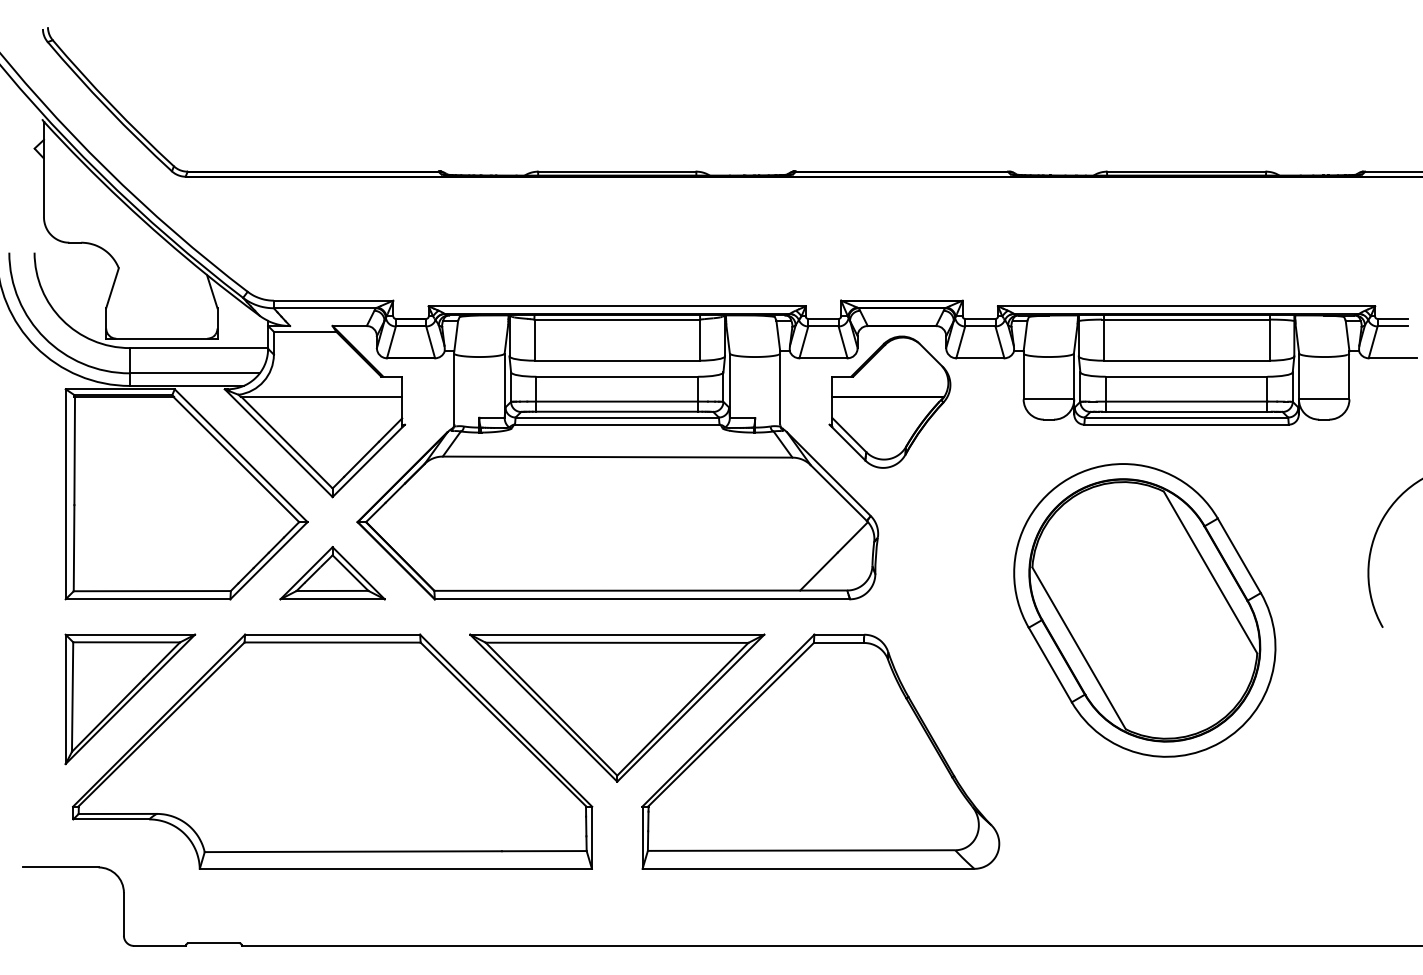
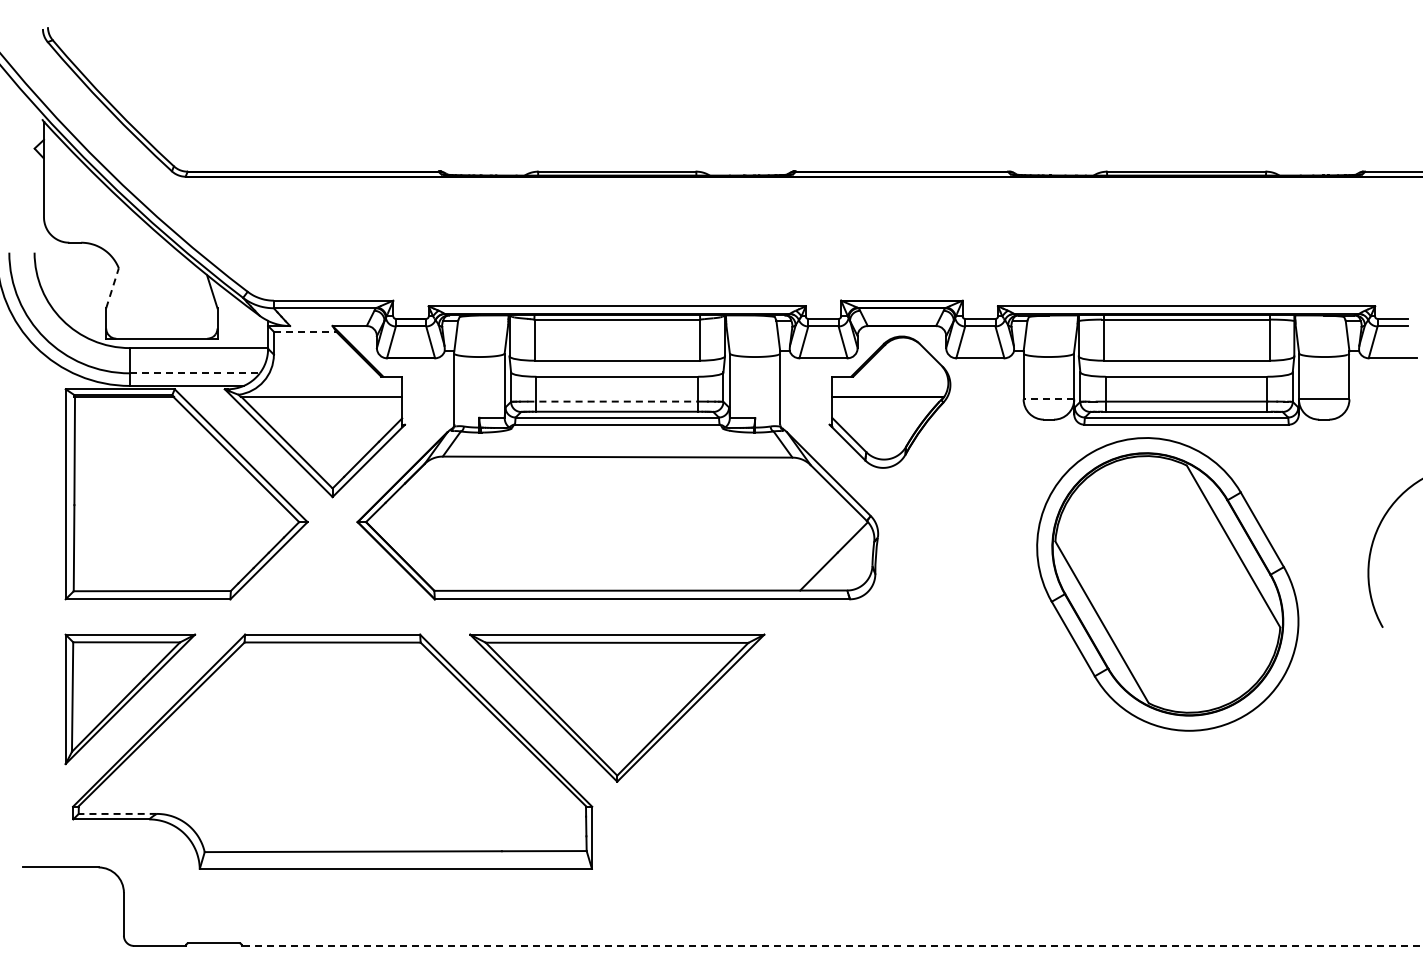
line: solid -> dashed (112, 287)
line: solid -> dashed (305, 331)
line: solid -> dashed (194, 373)
line: solid -> dashed (1048, 399)
line: solid -> dashed (613, 401)
part: present -> none (332, 573)
part position: (1144, 610) -> (1167, 584) (1167, 584)
part: present -> none (820, 751)
line: solid -> dashed (117, 813)
line: solid -> dashed (832, 945)
